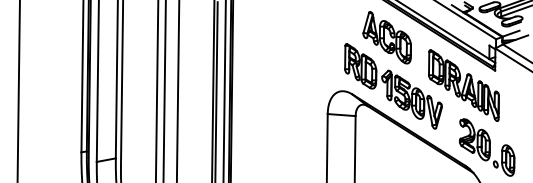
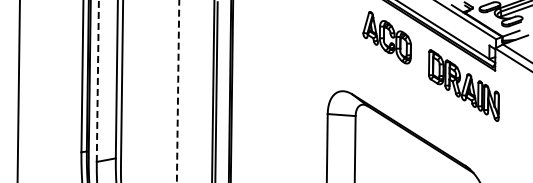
line: solid -> dashed (97, 81)
part: present -> none (393, 86)
line: present -> none (156, 90)
line: present -> none (164, 90)
line: solid -> dashed (178, 90)
line: present -> none (224, 90)
part: present -> none (487, 147)
